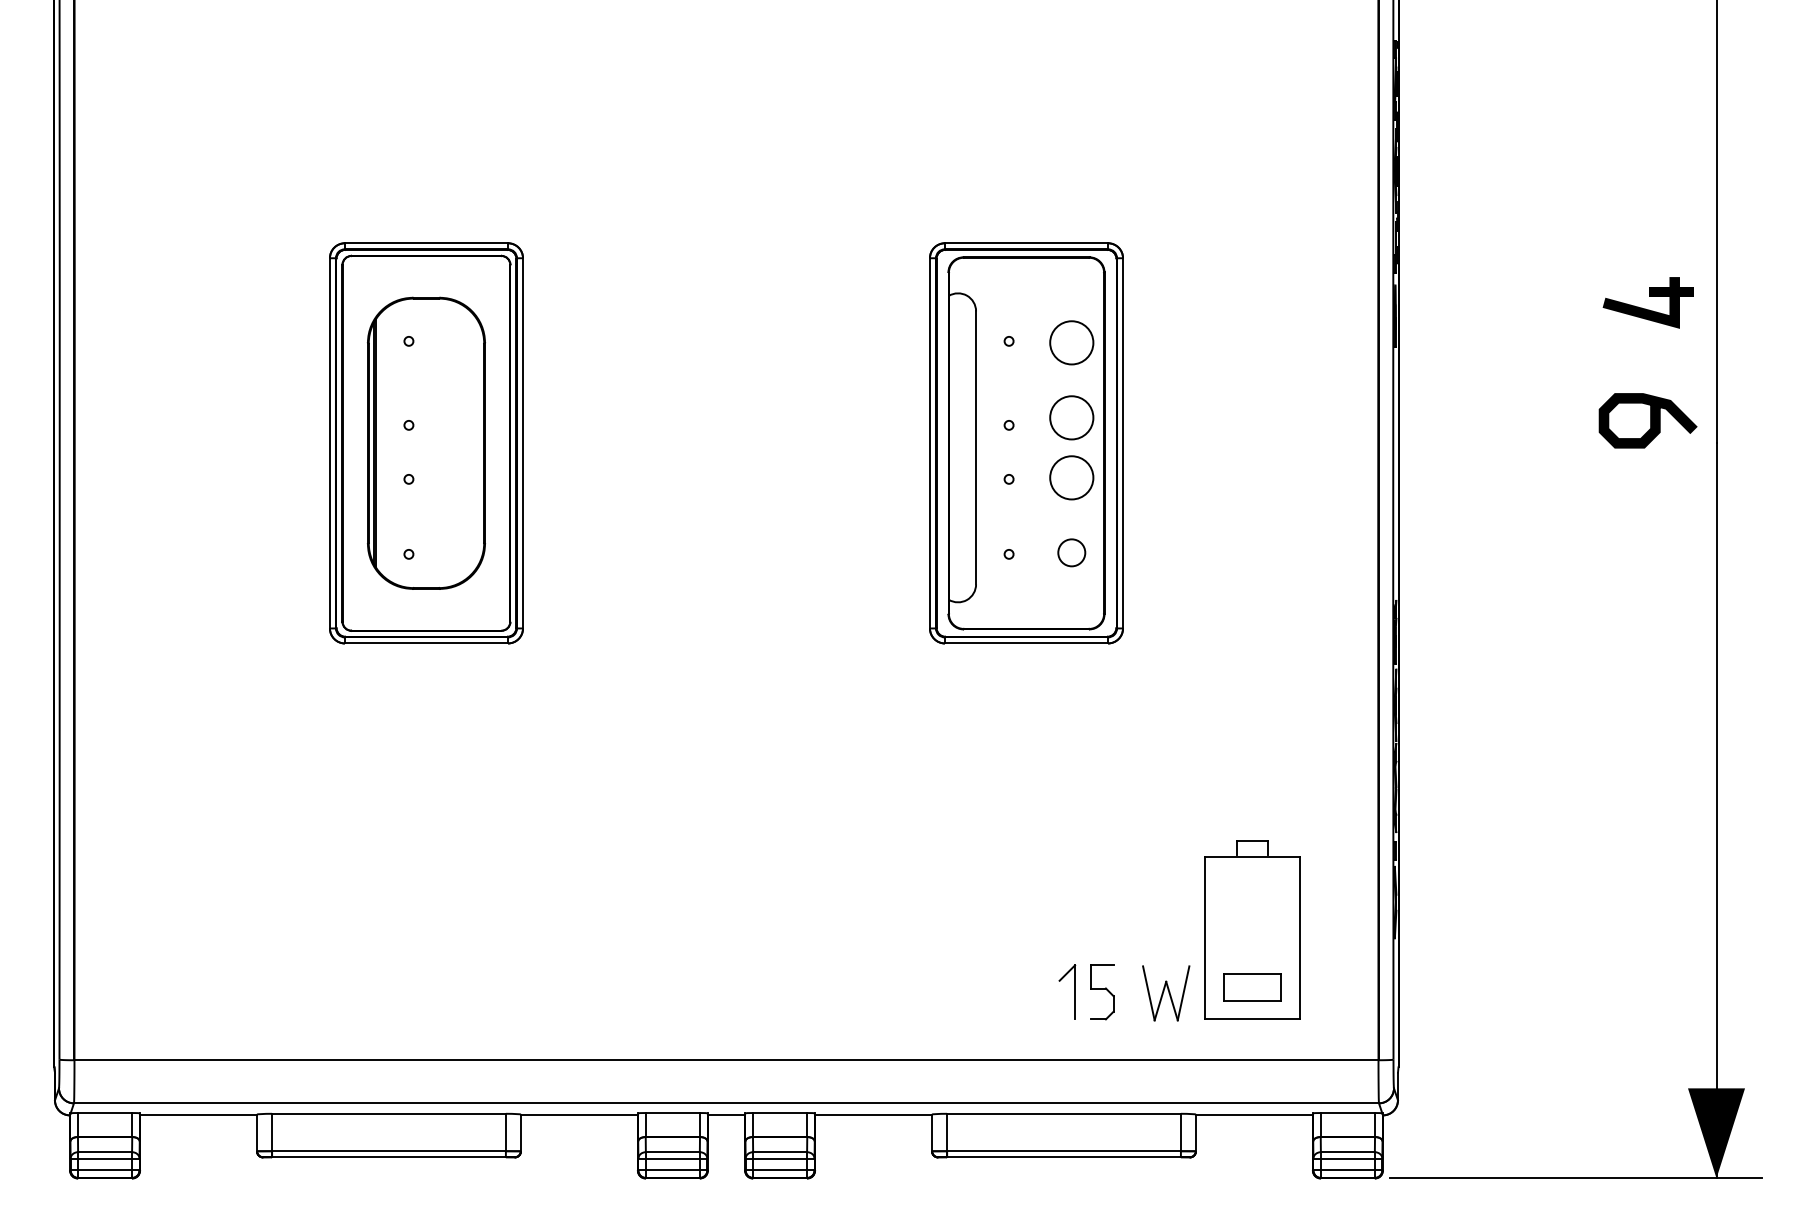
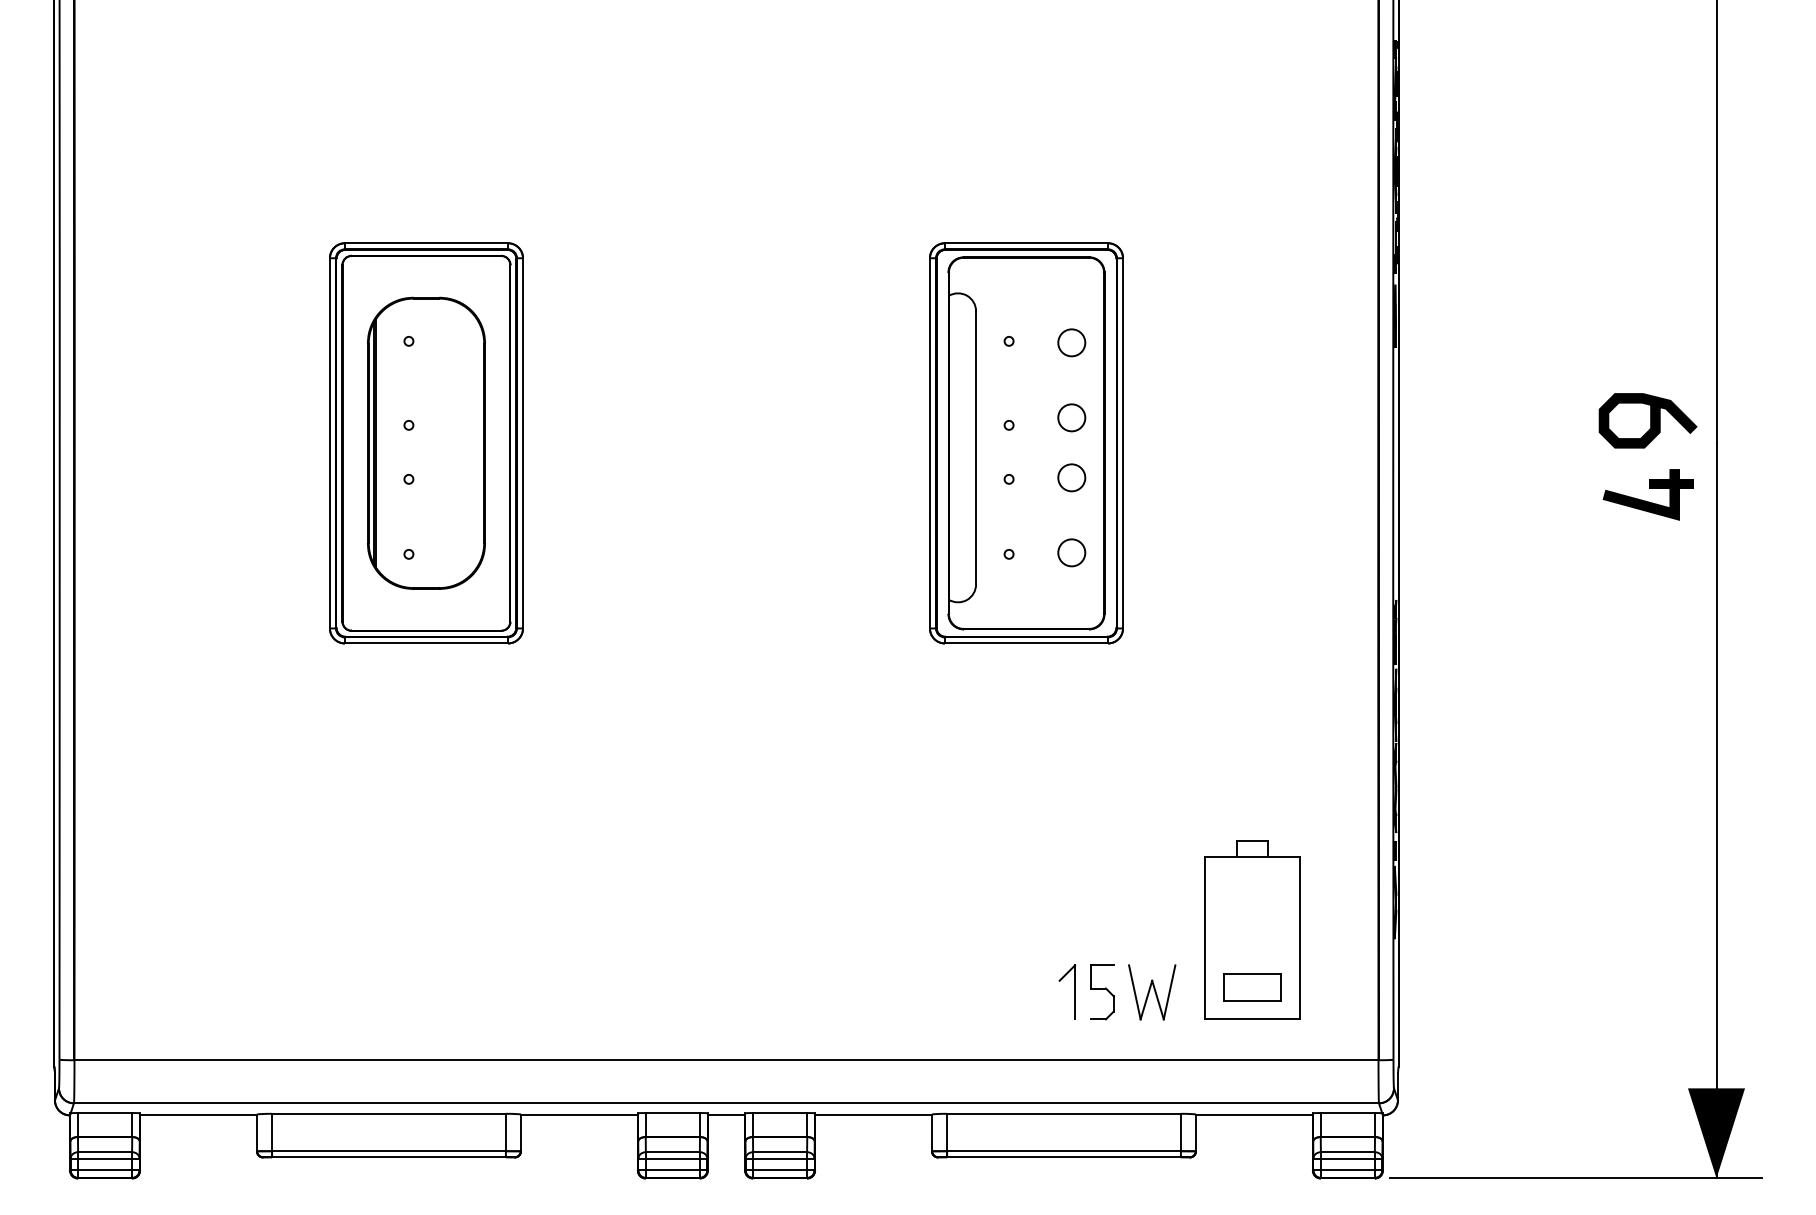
part position: (1649, 296) -> (1649, 488) (1649, 488)
circle diameter: 43 px -> 27 px (1071, 342)
circle diameter: 43 px -> 27 px (1071, 417)
circle diameter: 43 px -> 27 px (1071, 477)
part position: (1166, 993) -> (1152, 992) (1152, 992)
